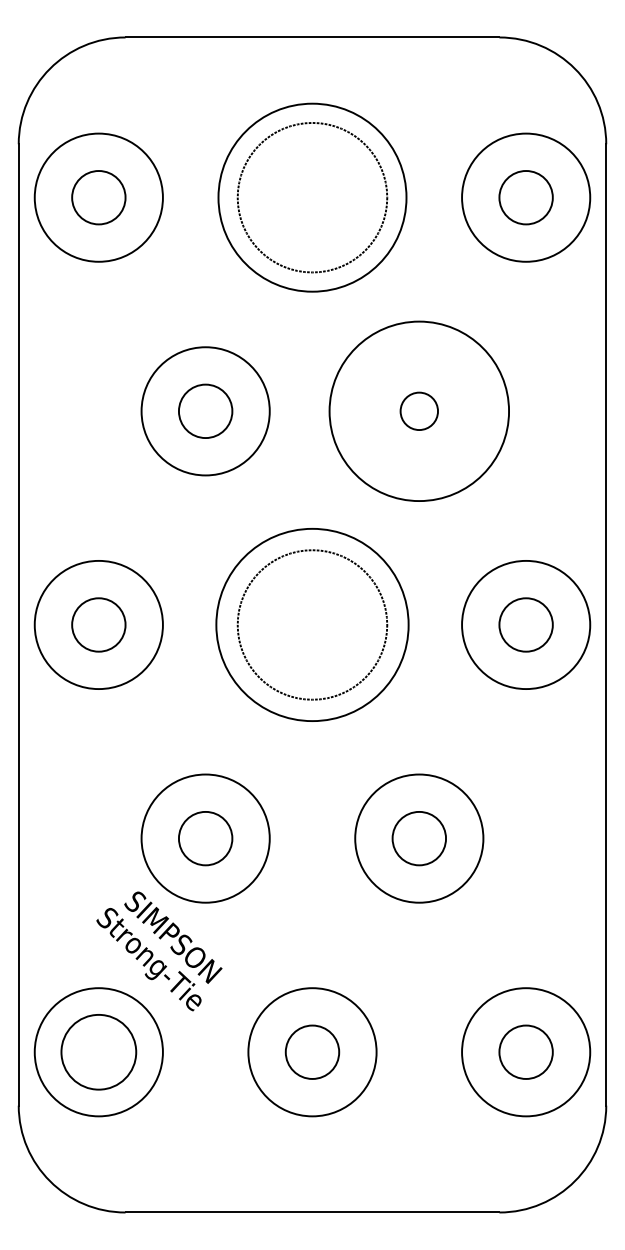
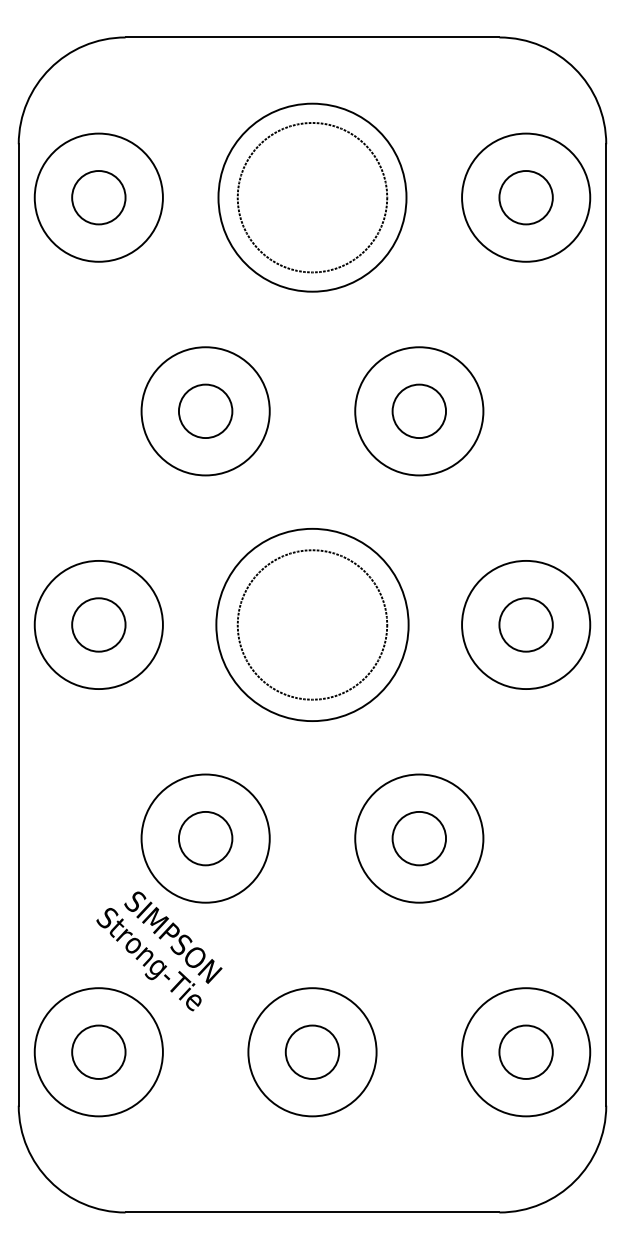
circle diameter: 179 px -> 128 px (419, 411)
circle diameter: 37 px -> 53 px (419, 411)
circle diameter: 75 px -> 53 px (98, 1051)
